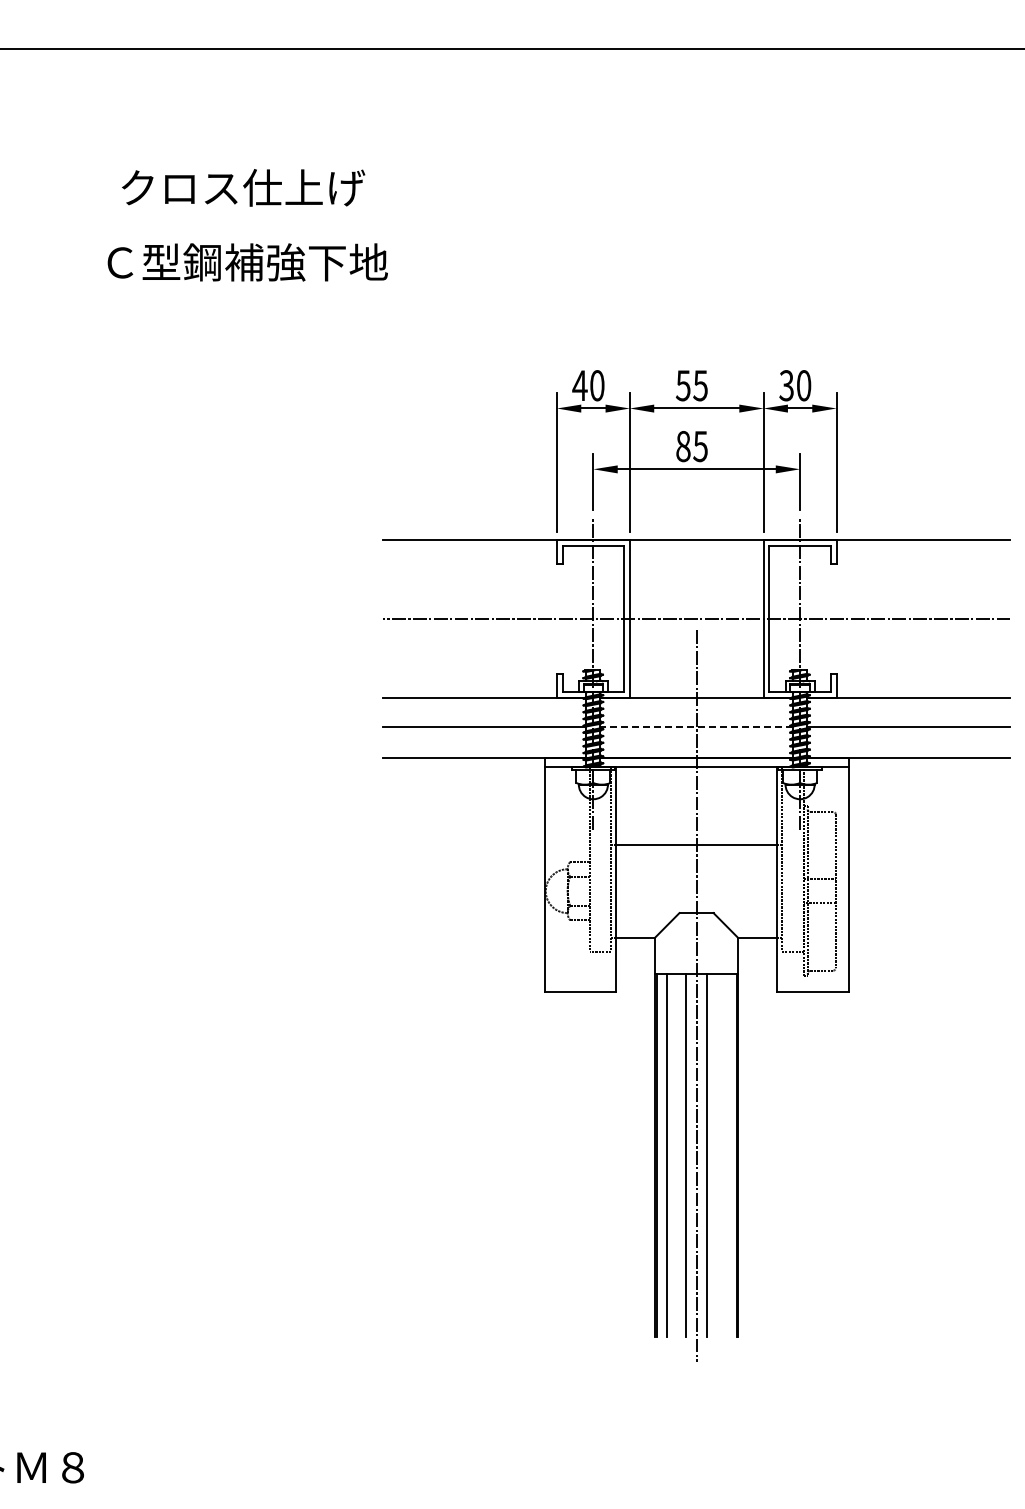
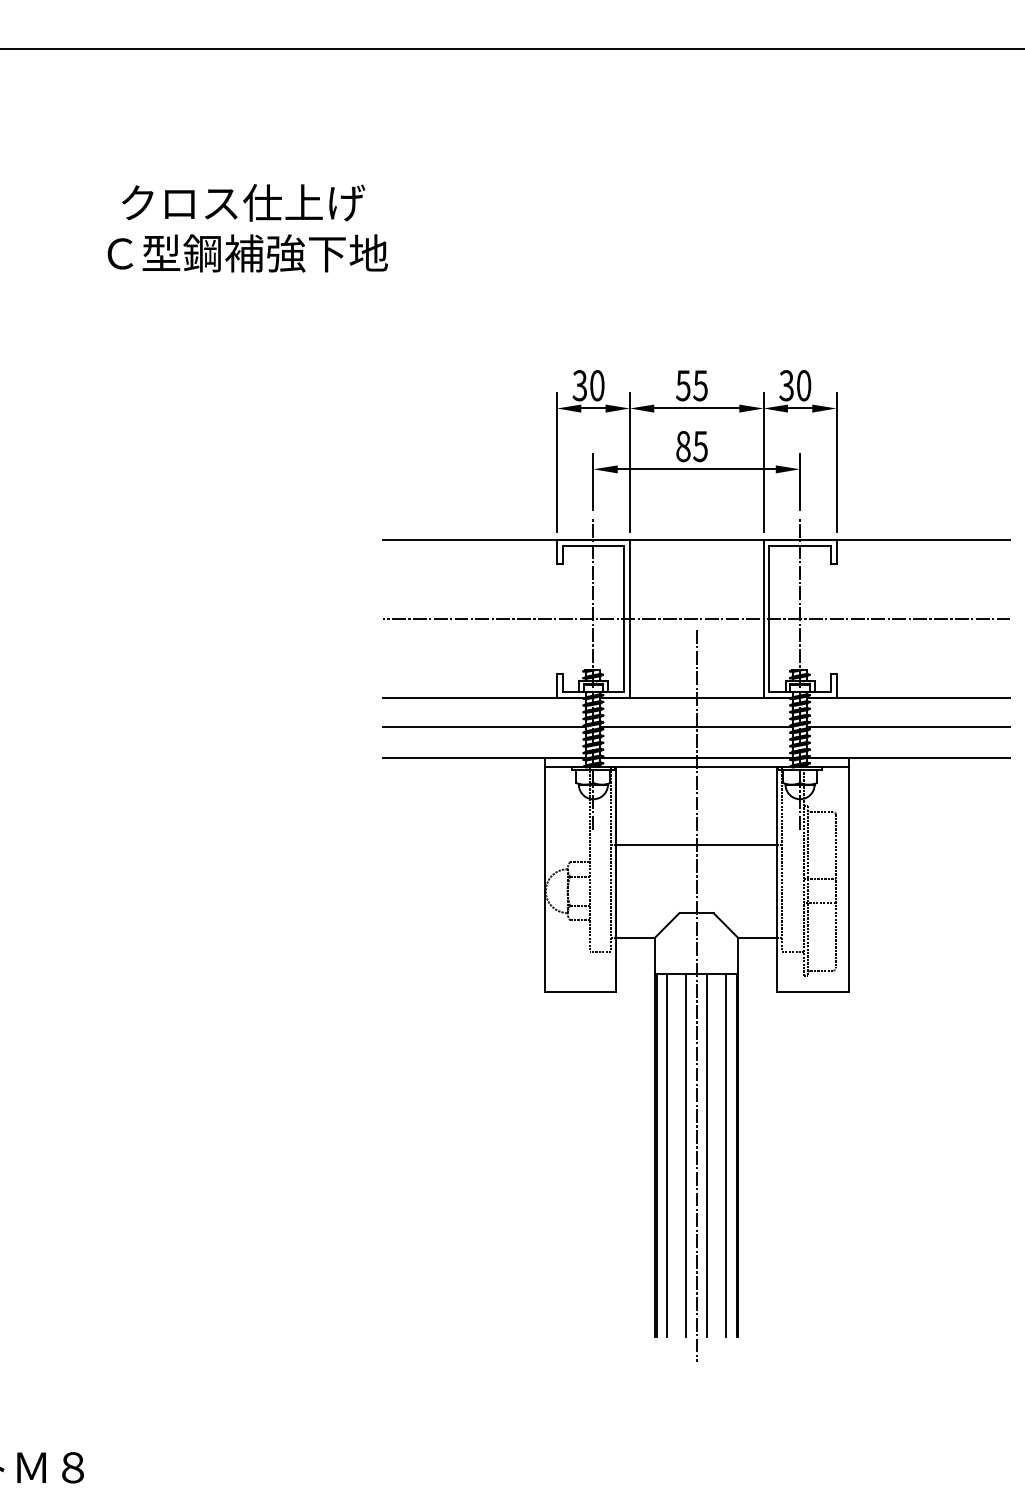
text position: (243, 187) -> (243, 202) (243, 202)
text position: (247, 262) -> (247, 253) (247, 253)
text: 40 -> 30 (579, 385)
line: dashed -> solid (696, 727)
line: none -> present (725, 1155)
